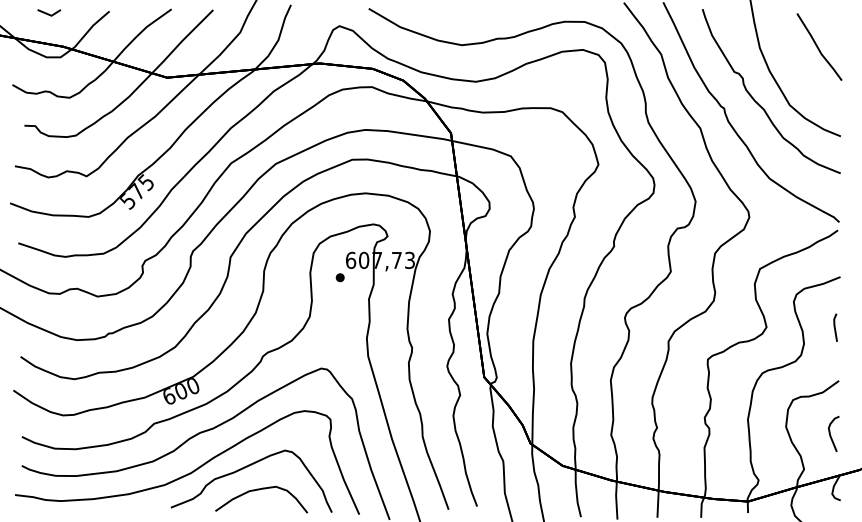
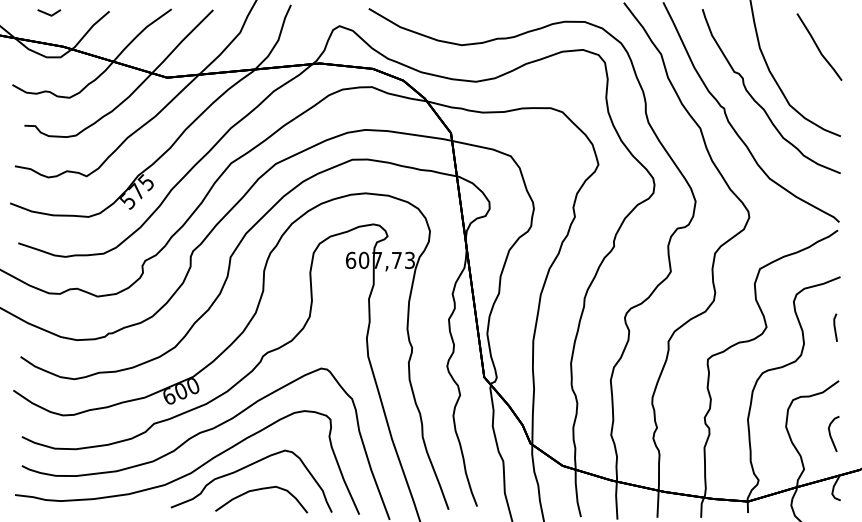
part: present -> none (339, 277)
